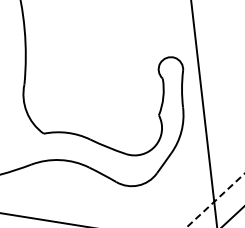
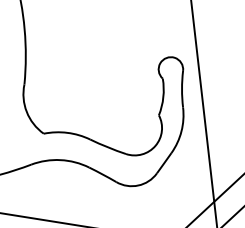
line: dashed -> solid (215, 200)
